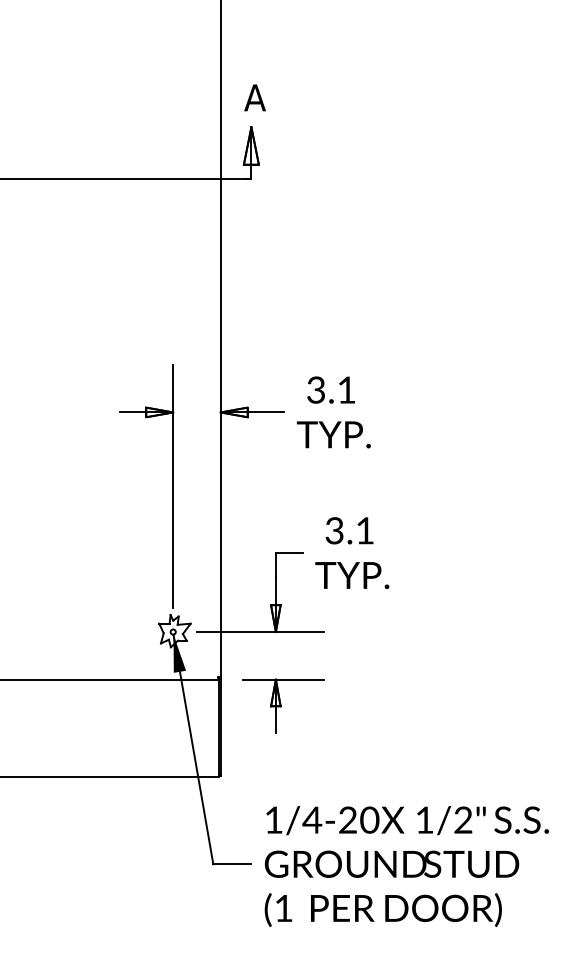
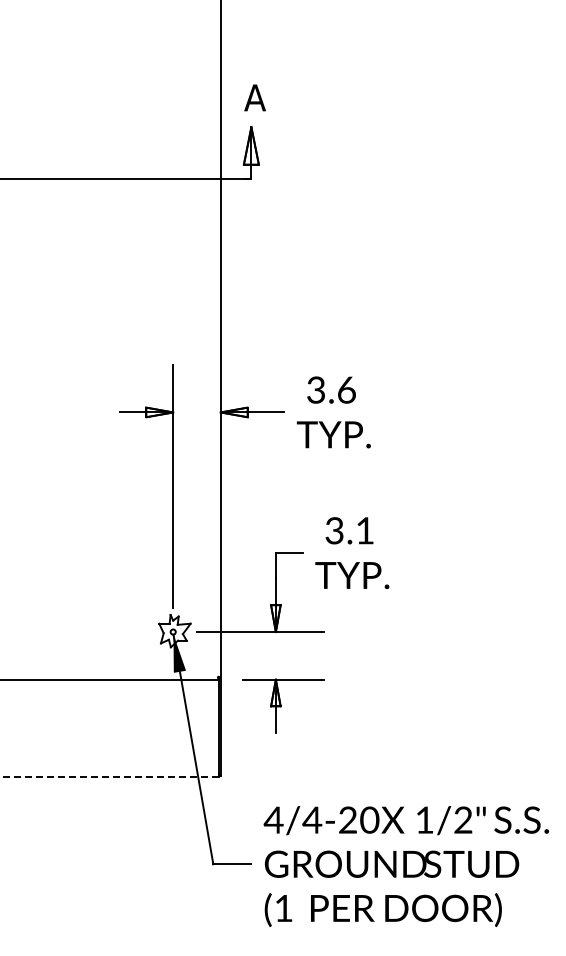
text: 3.1 -> 3.6 (346, 389)
line: solid -> dashed (109, 777)
text: 1/4-20 -> 4/4-20 (273, 819)
